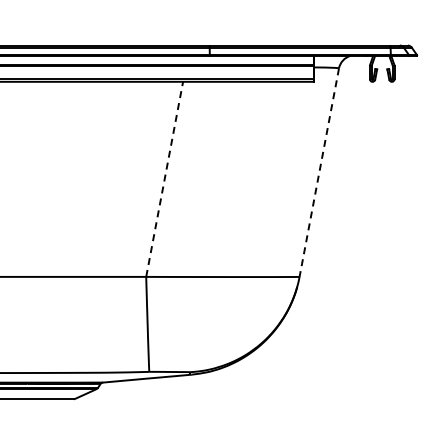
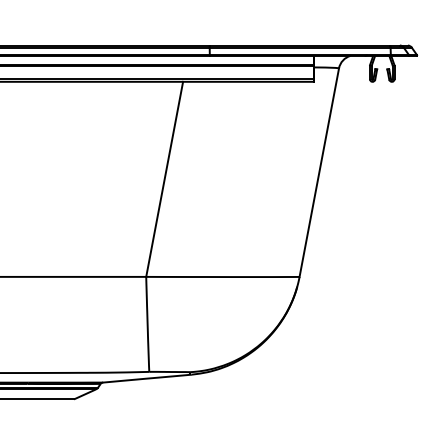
line: dashed -> solid (319, 173)
line: dashed -> solid (164, 178)
